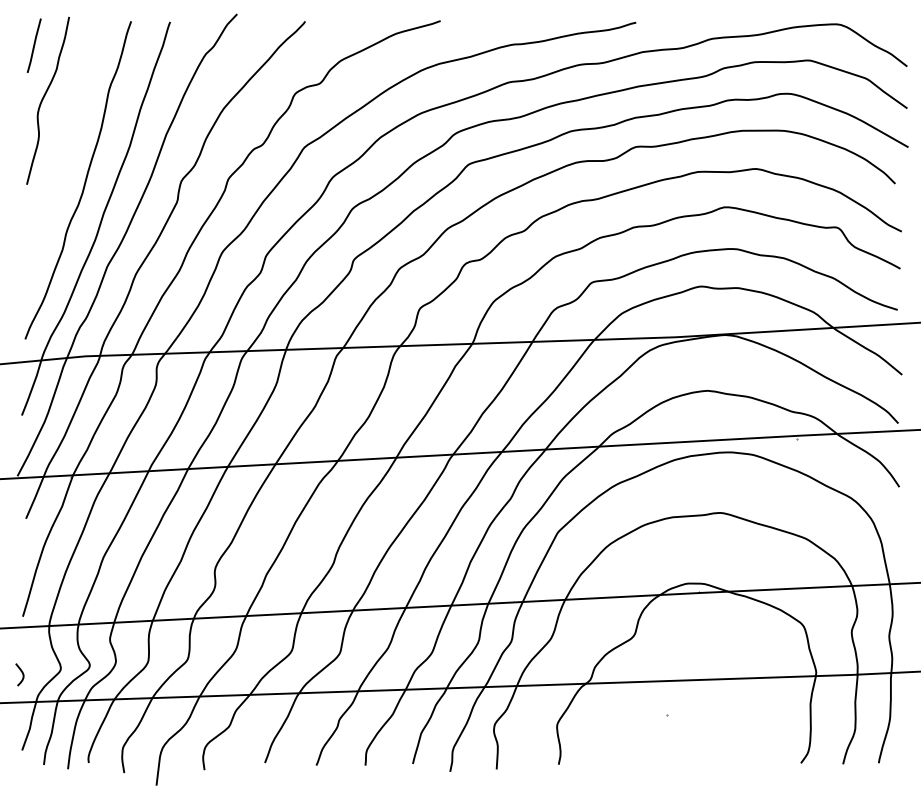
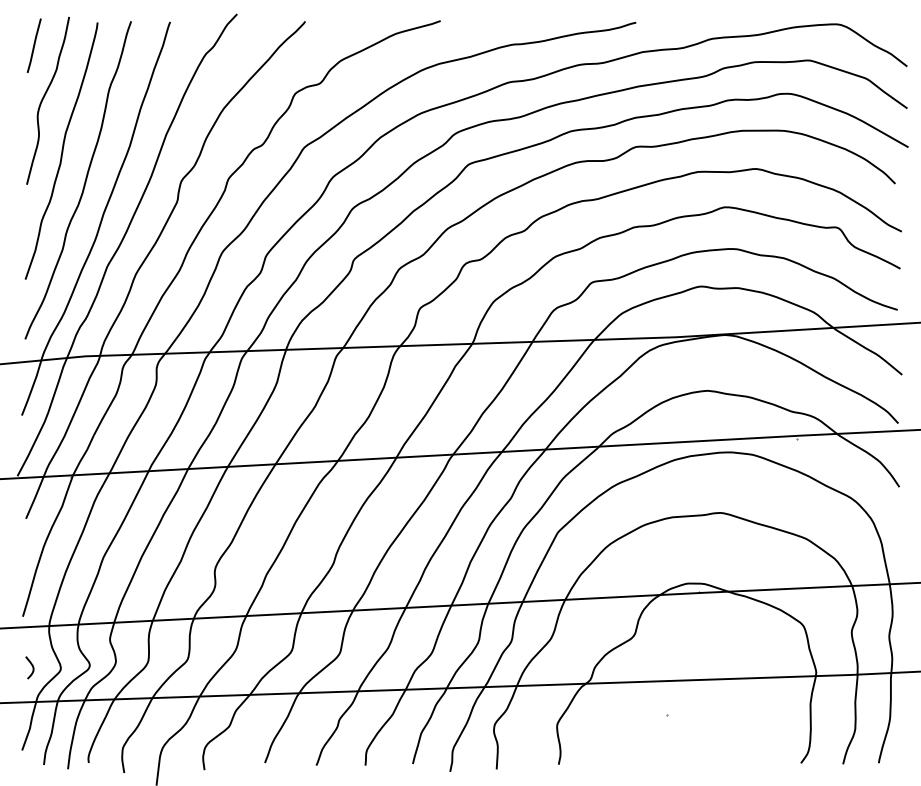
curve: none -> present (61, 150)
curve position: (21, 672) -> (31, 665) (31, 665)
